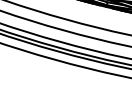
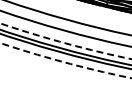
arc: solid -> dashed (66, 43)
arc: solid -> dashed (66, 62)
